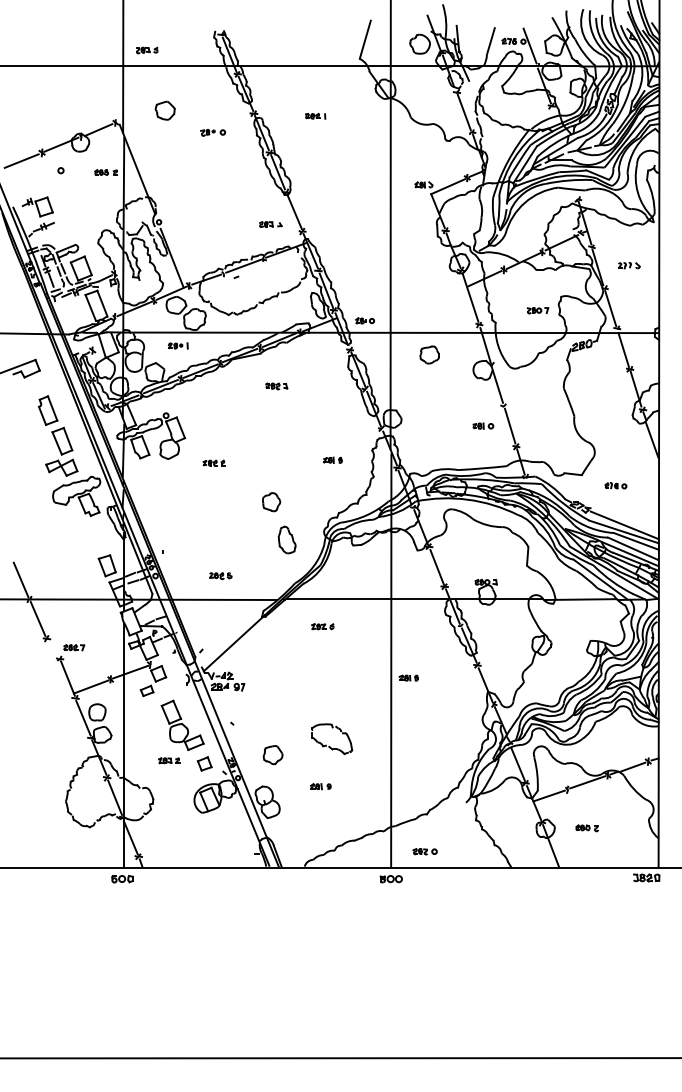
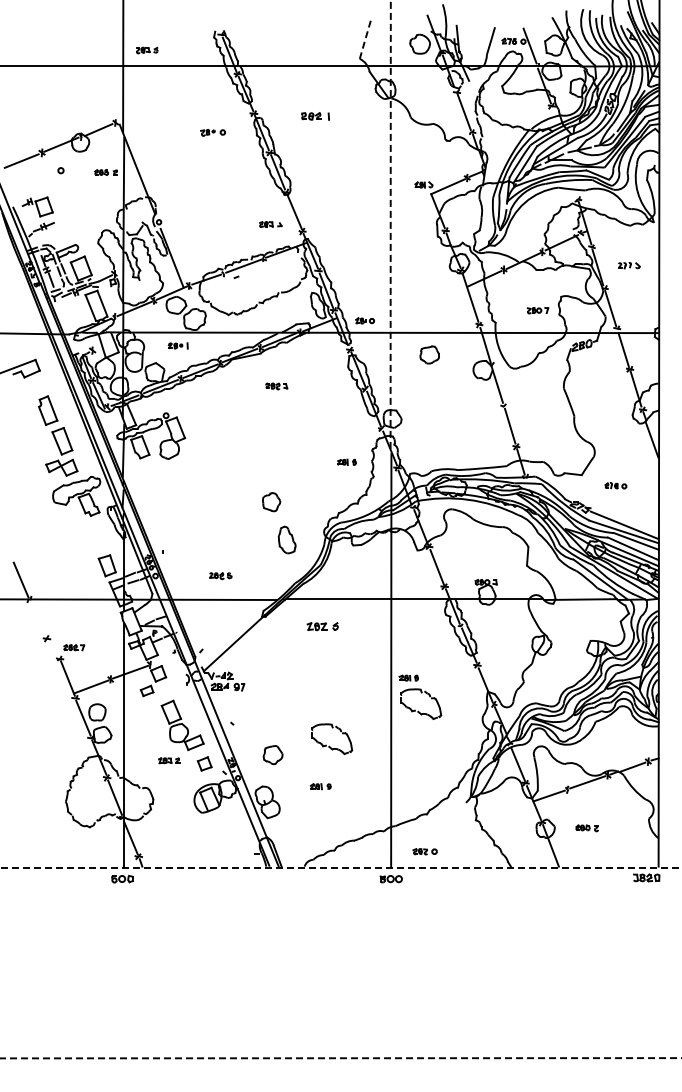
line: solid -> dashed (365, 39)
part: present -> none (164, 110)
part size: 22x8 px -> 29x9 px (315, 116)
line: solid -> dashed (390, 224)
part: present -> none (483, 425)
part position: (332, 459) -> (346, 461) (346, 461)
part: present -> none (213, 462)
line: present -> none (37, 618)
part size: 24x8 px -> 33x10 px (322, 626)
part: none -> present (418, 710)
line: solid -> dashed (340, 867)
line: solid -> dashed (341, 1058)
